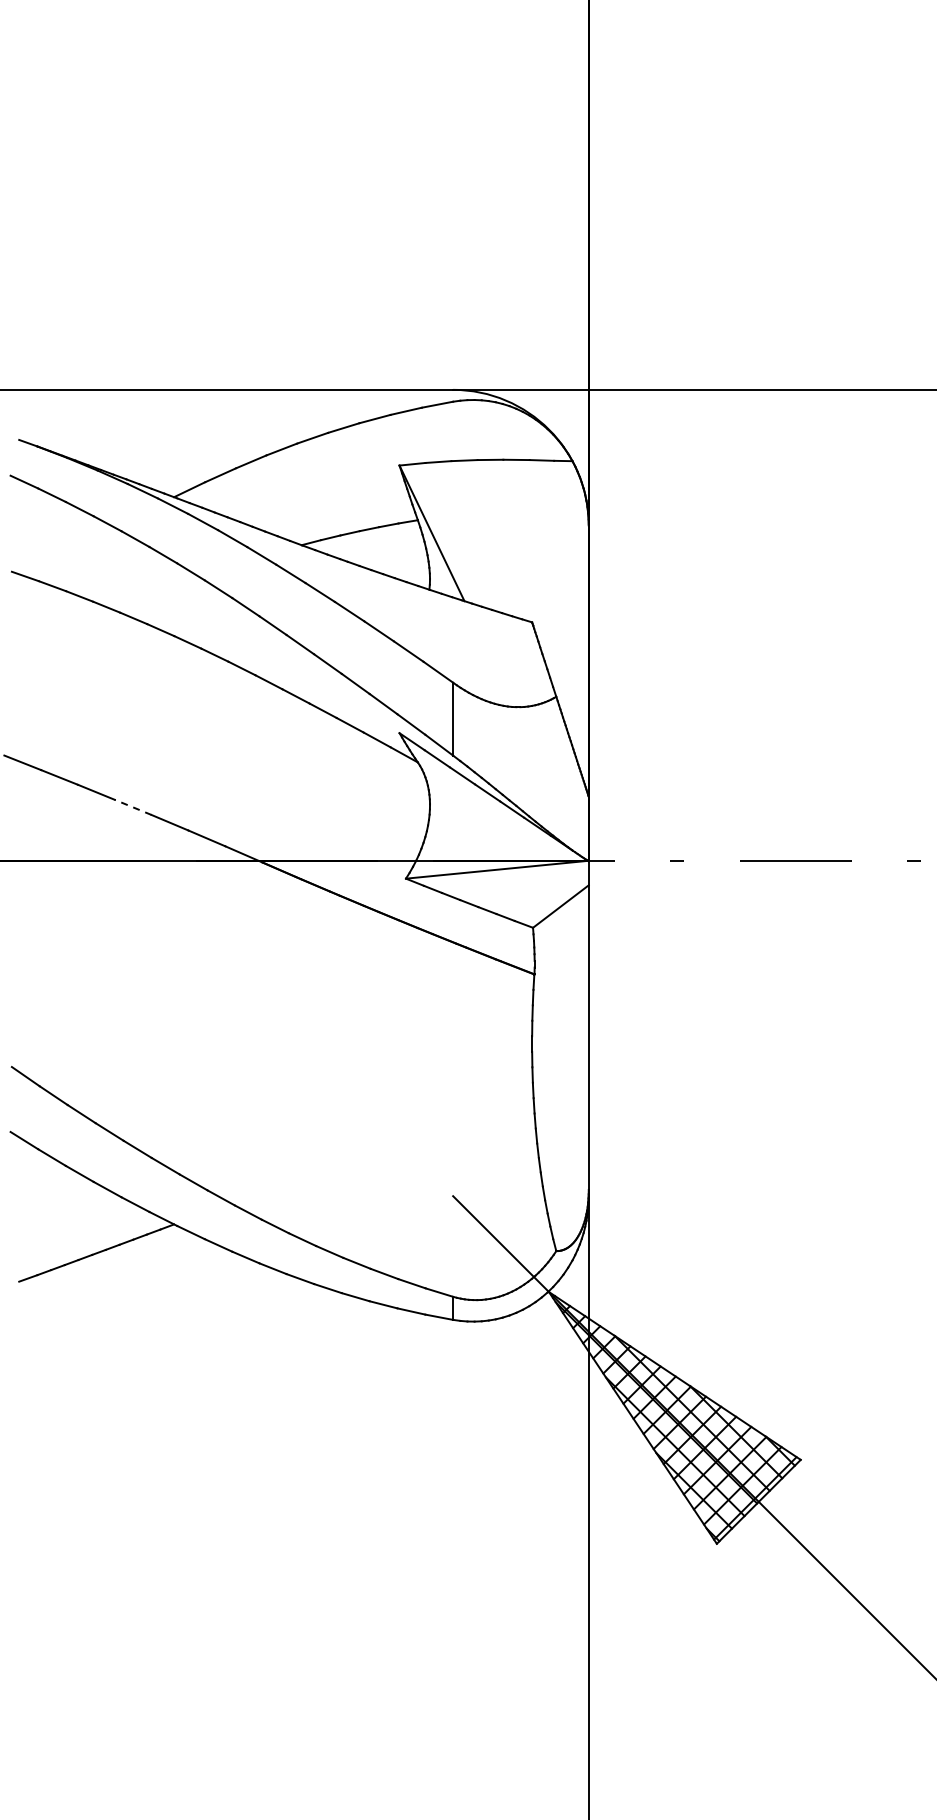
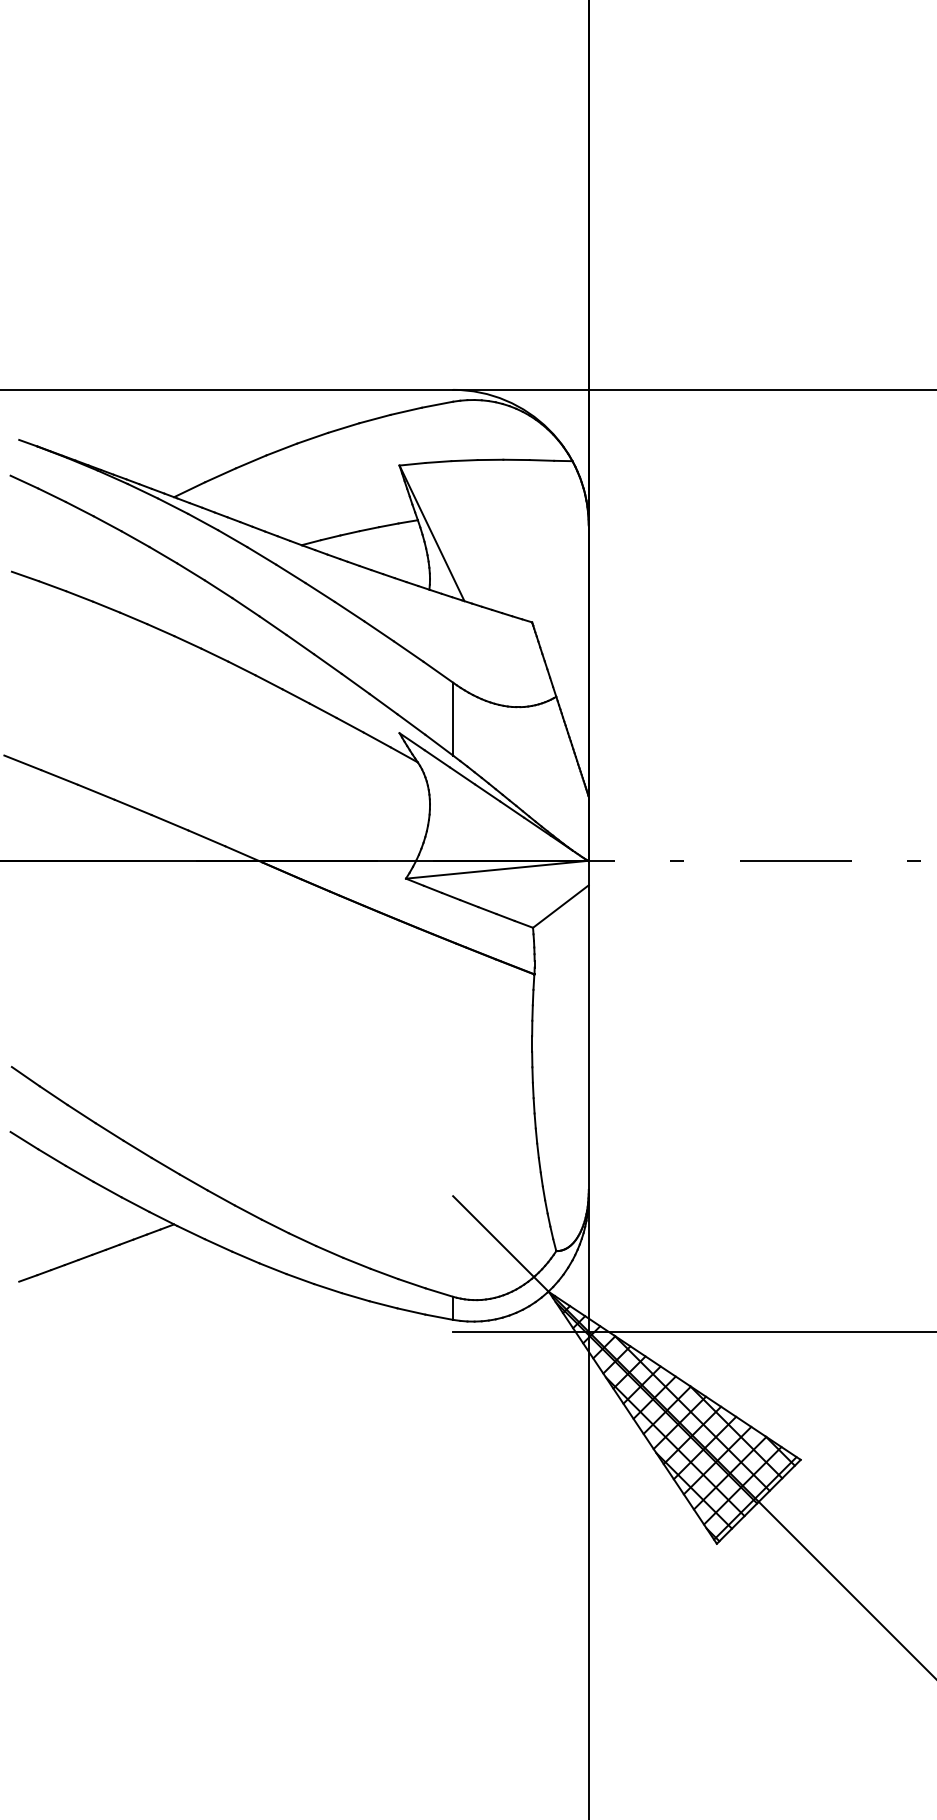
line: dashed -> solid (133, 807)
line: none -> present (693, 1331)
